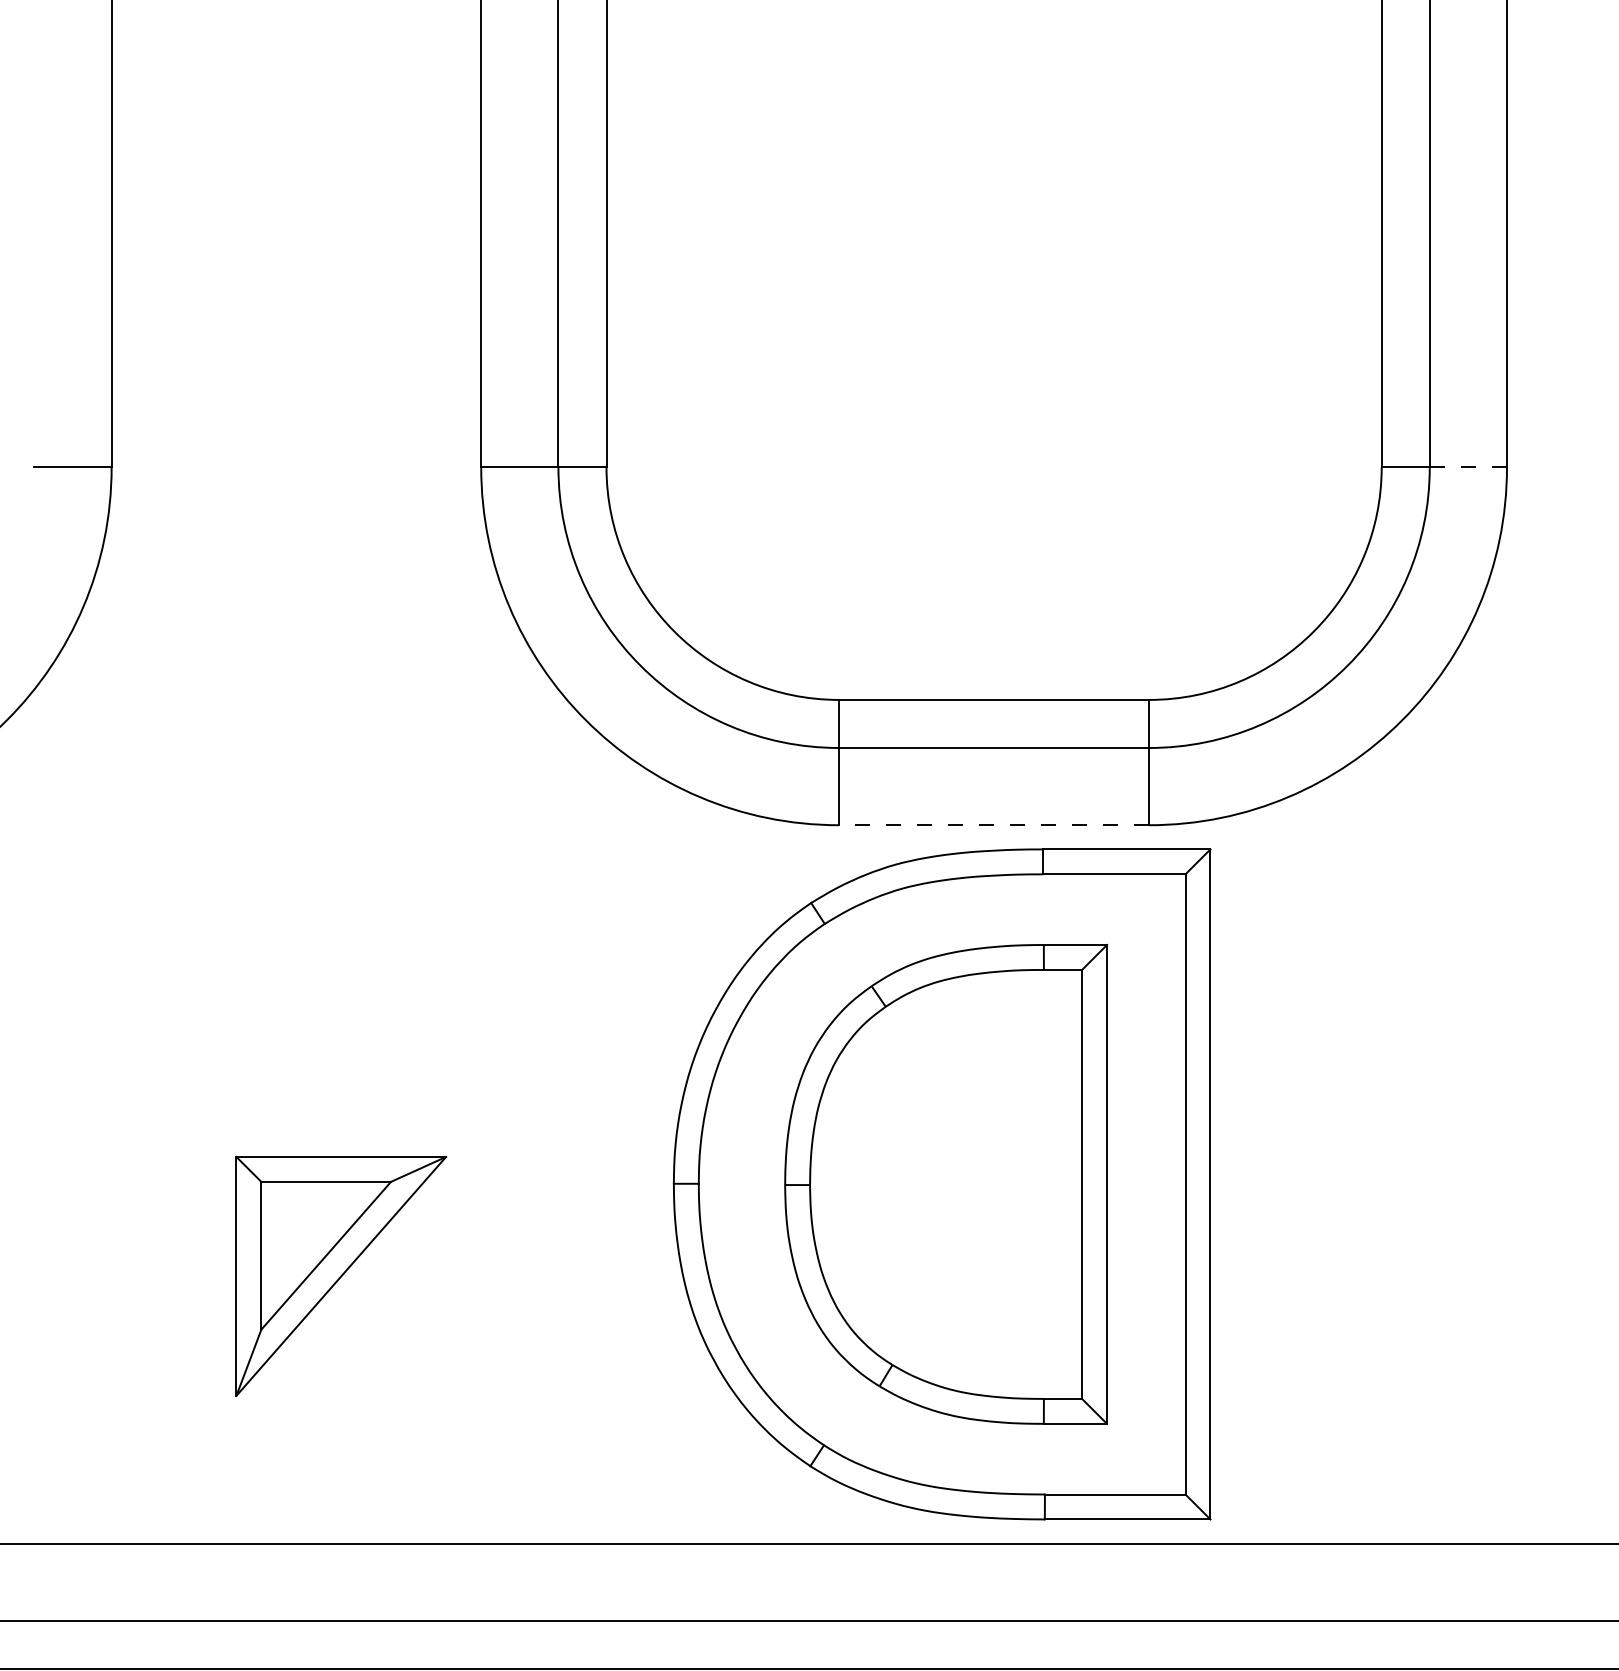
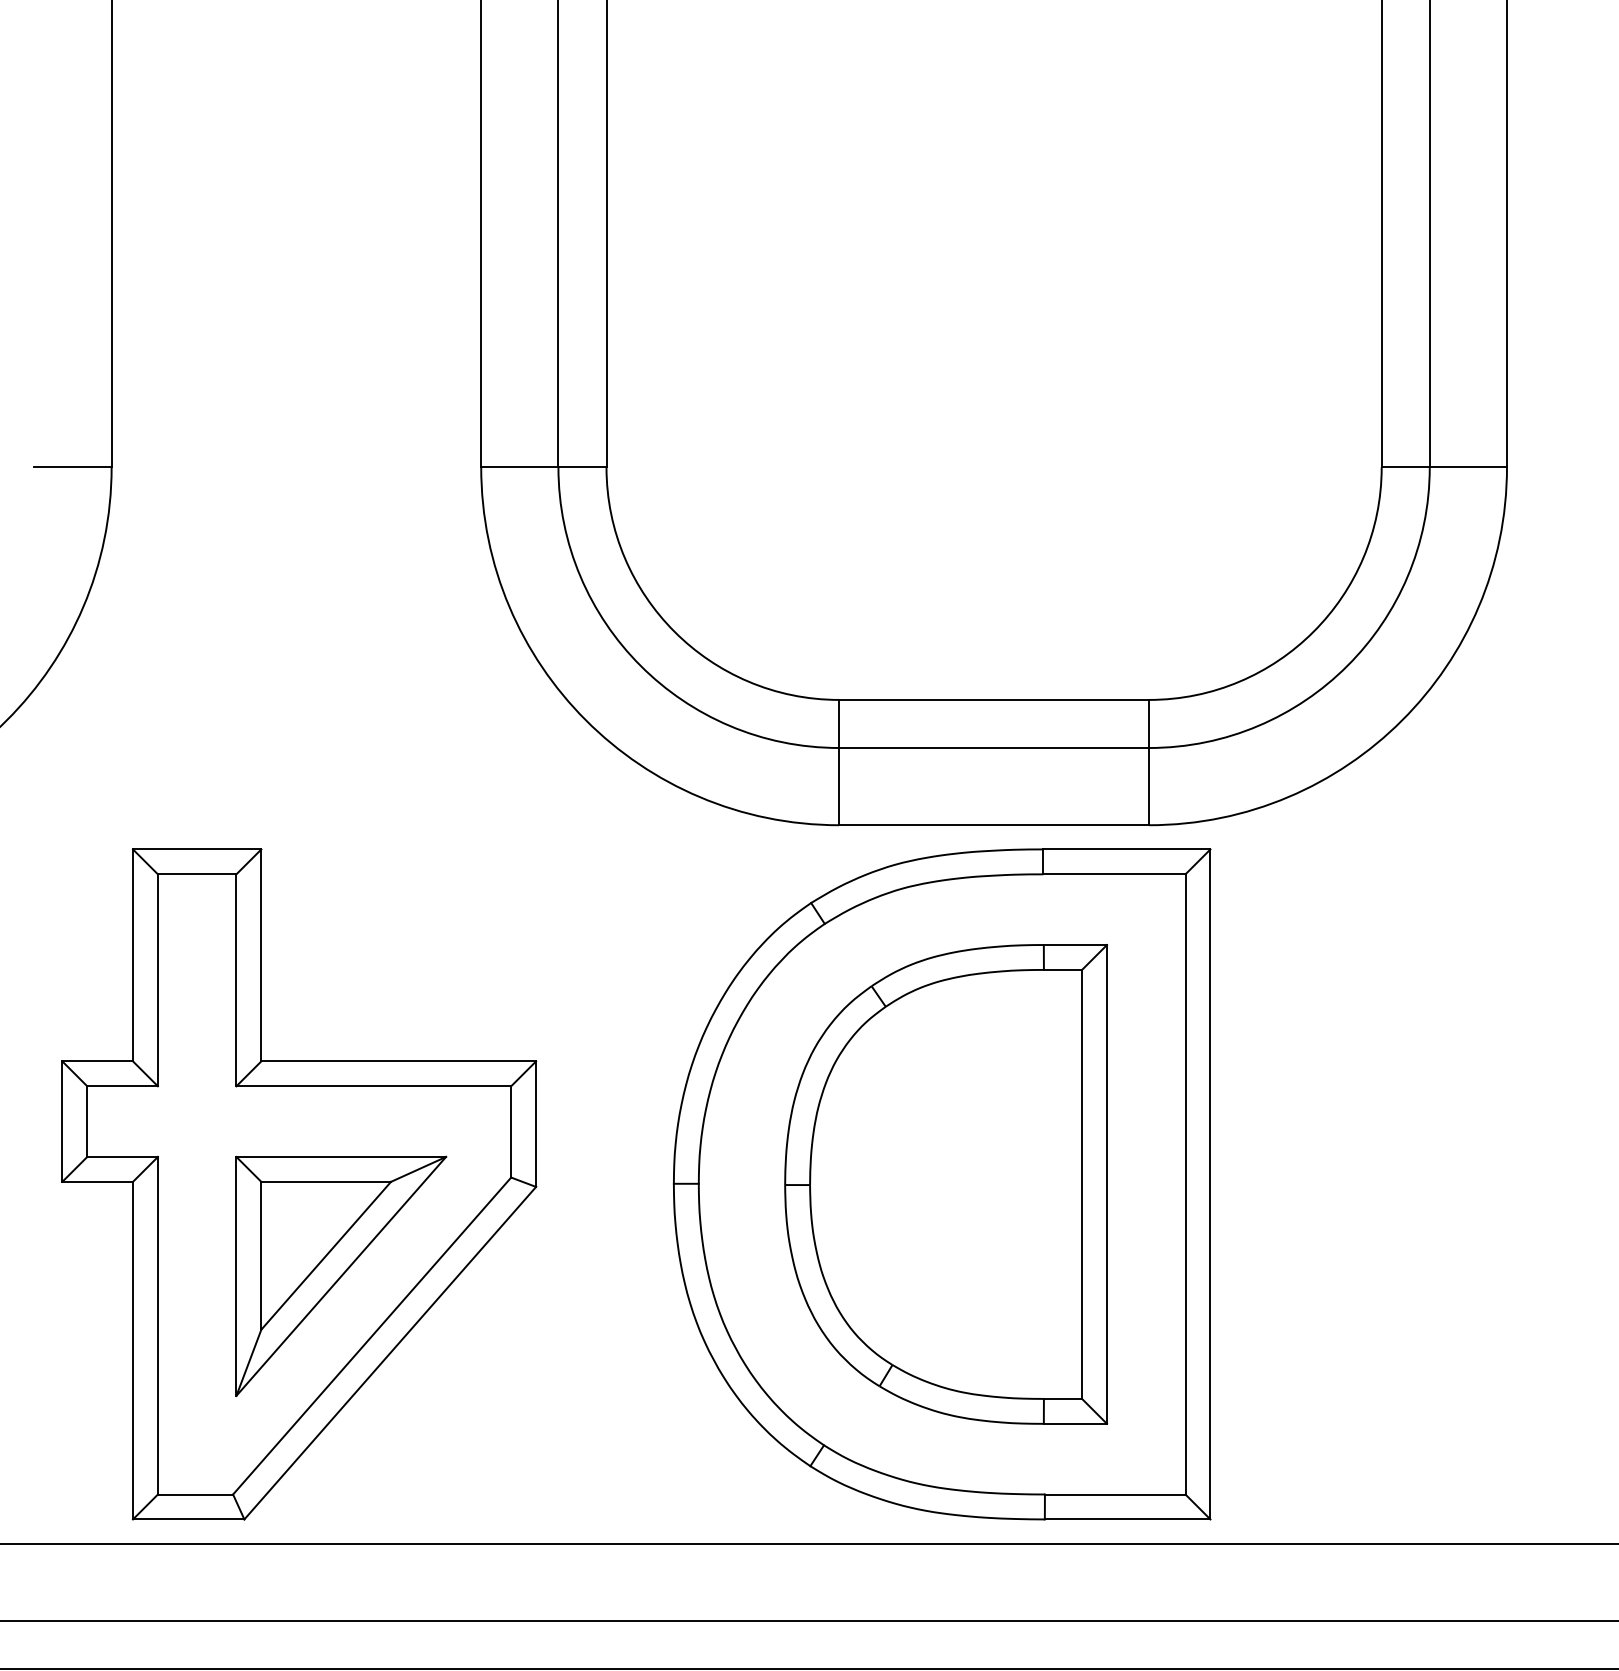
line: dashed -> solid (1468, 467)
line: dashed -> solid (993, 825)
part: none -> present (299, 1184)
